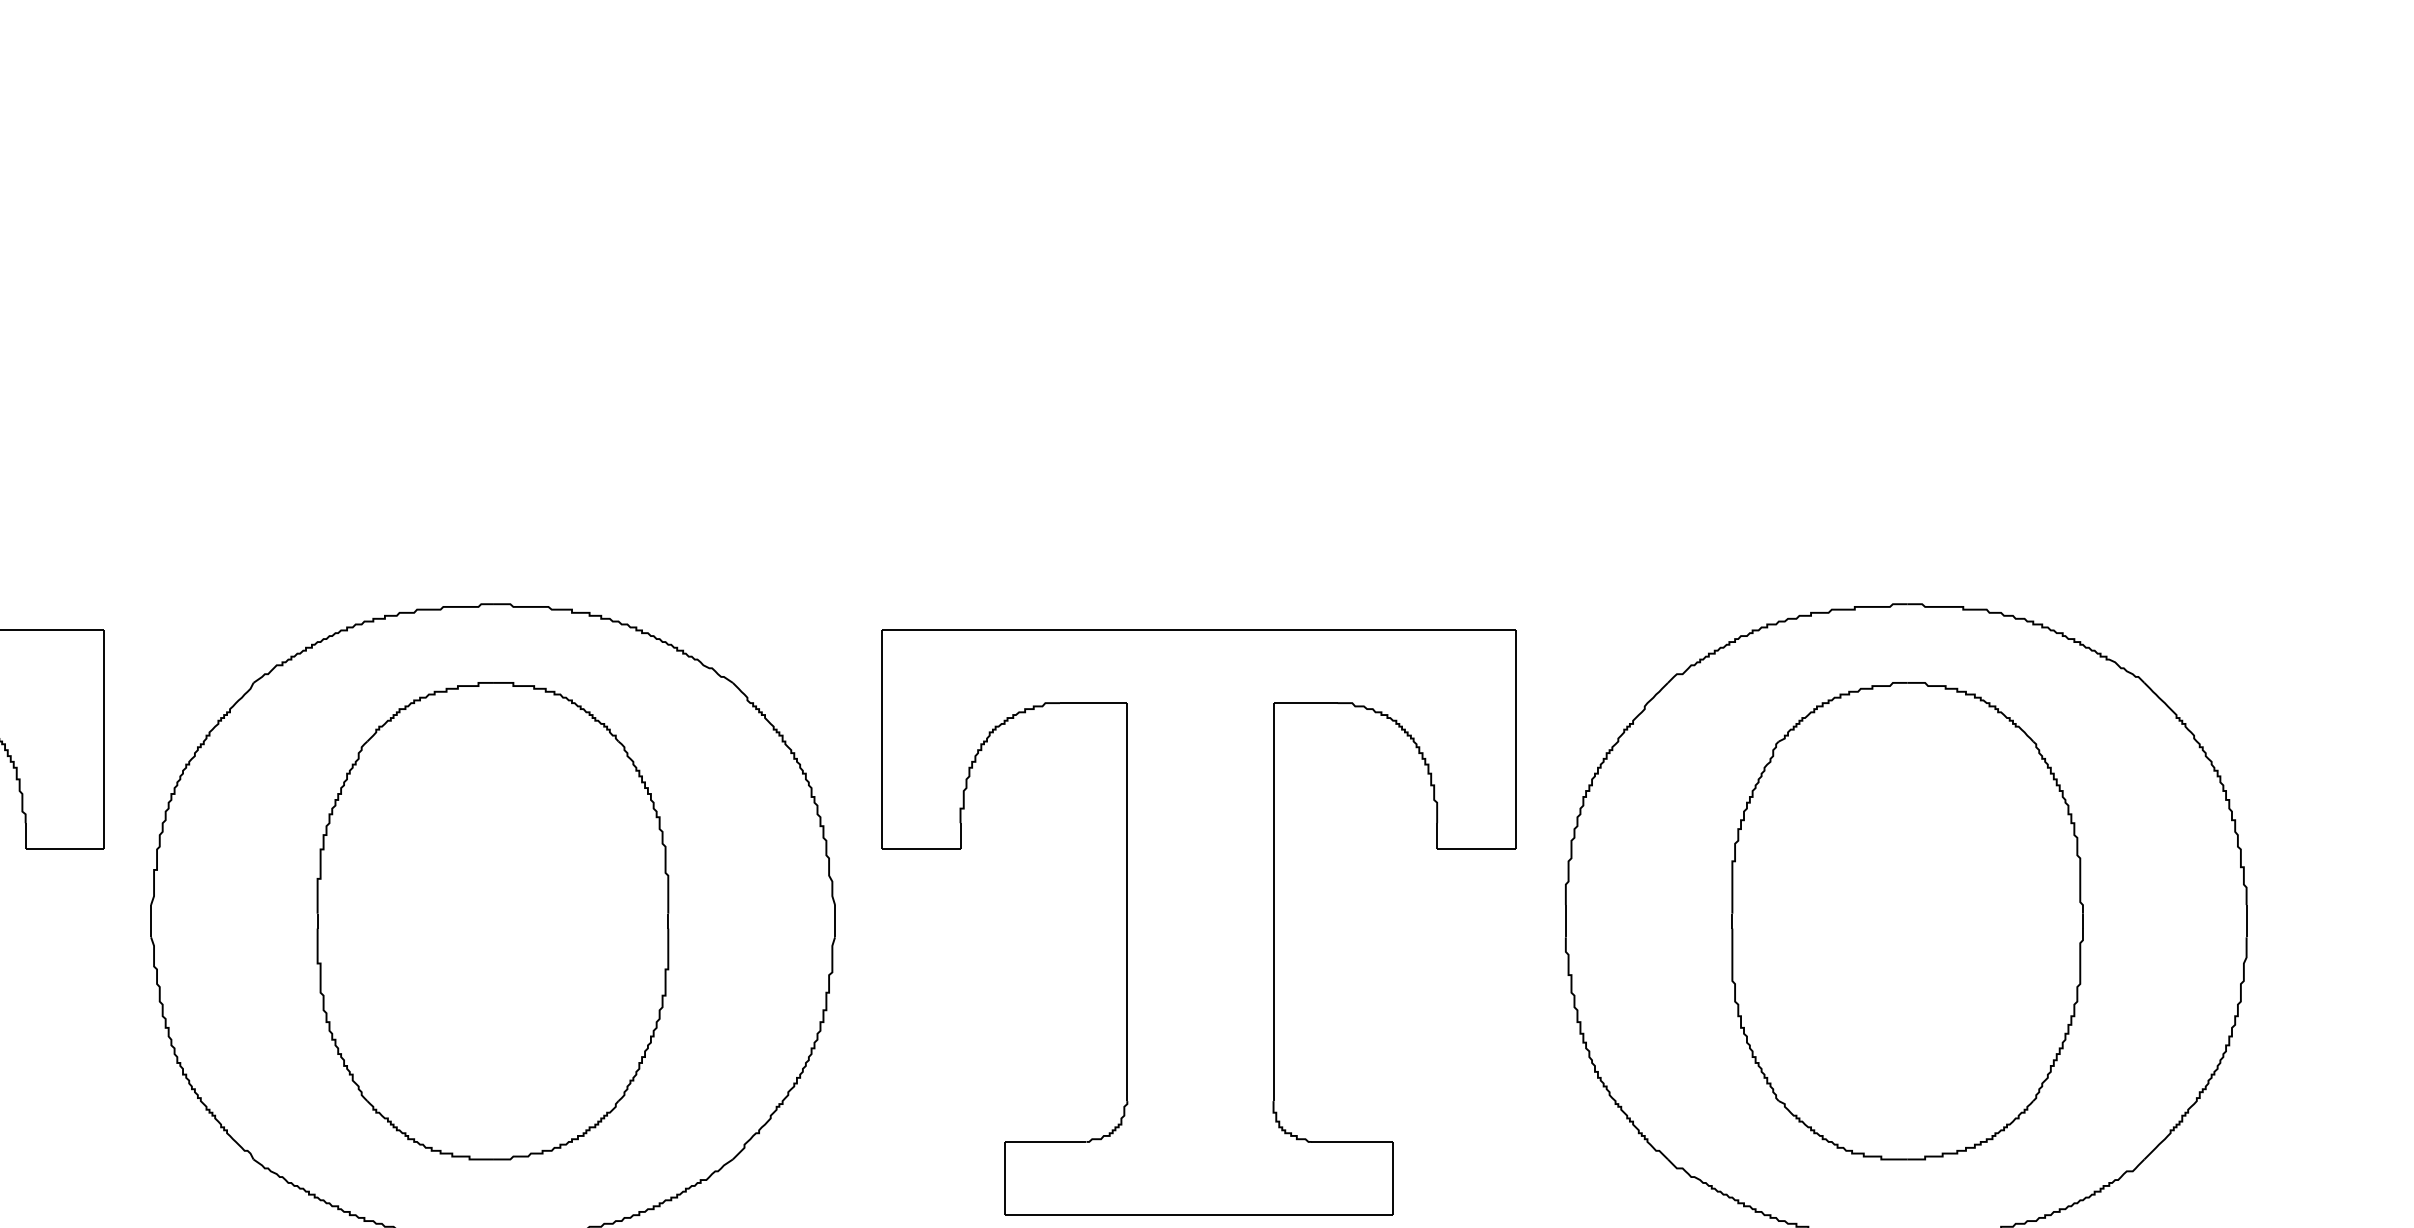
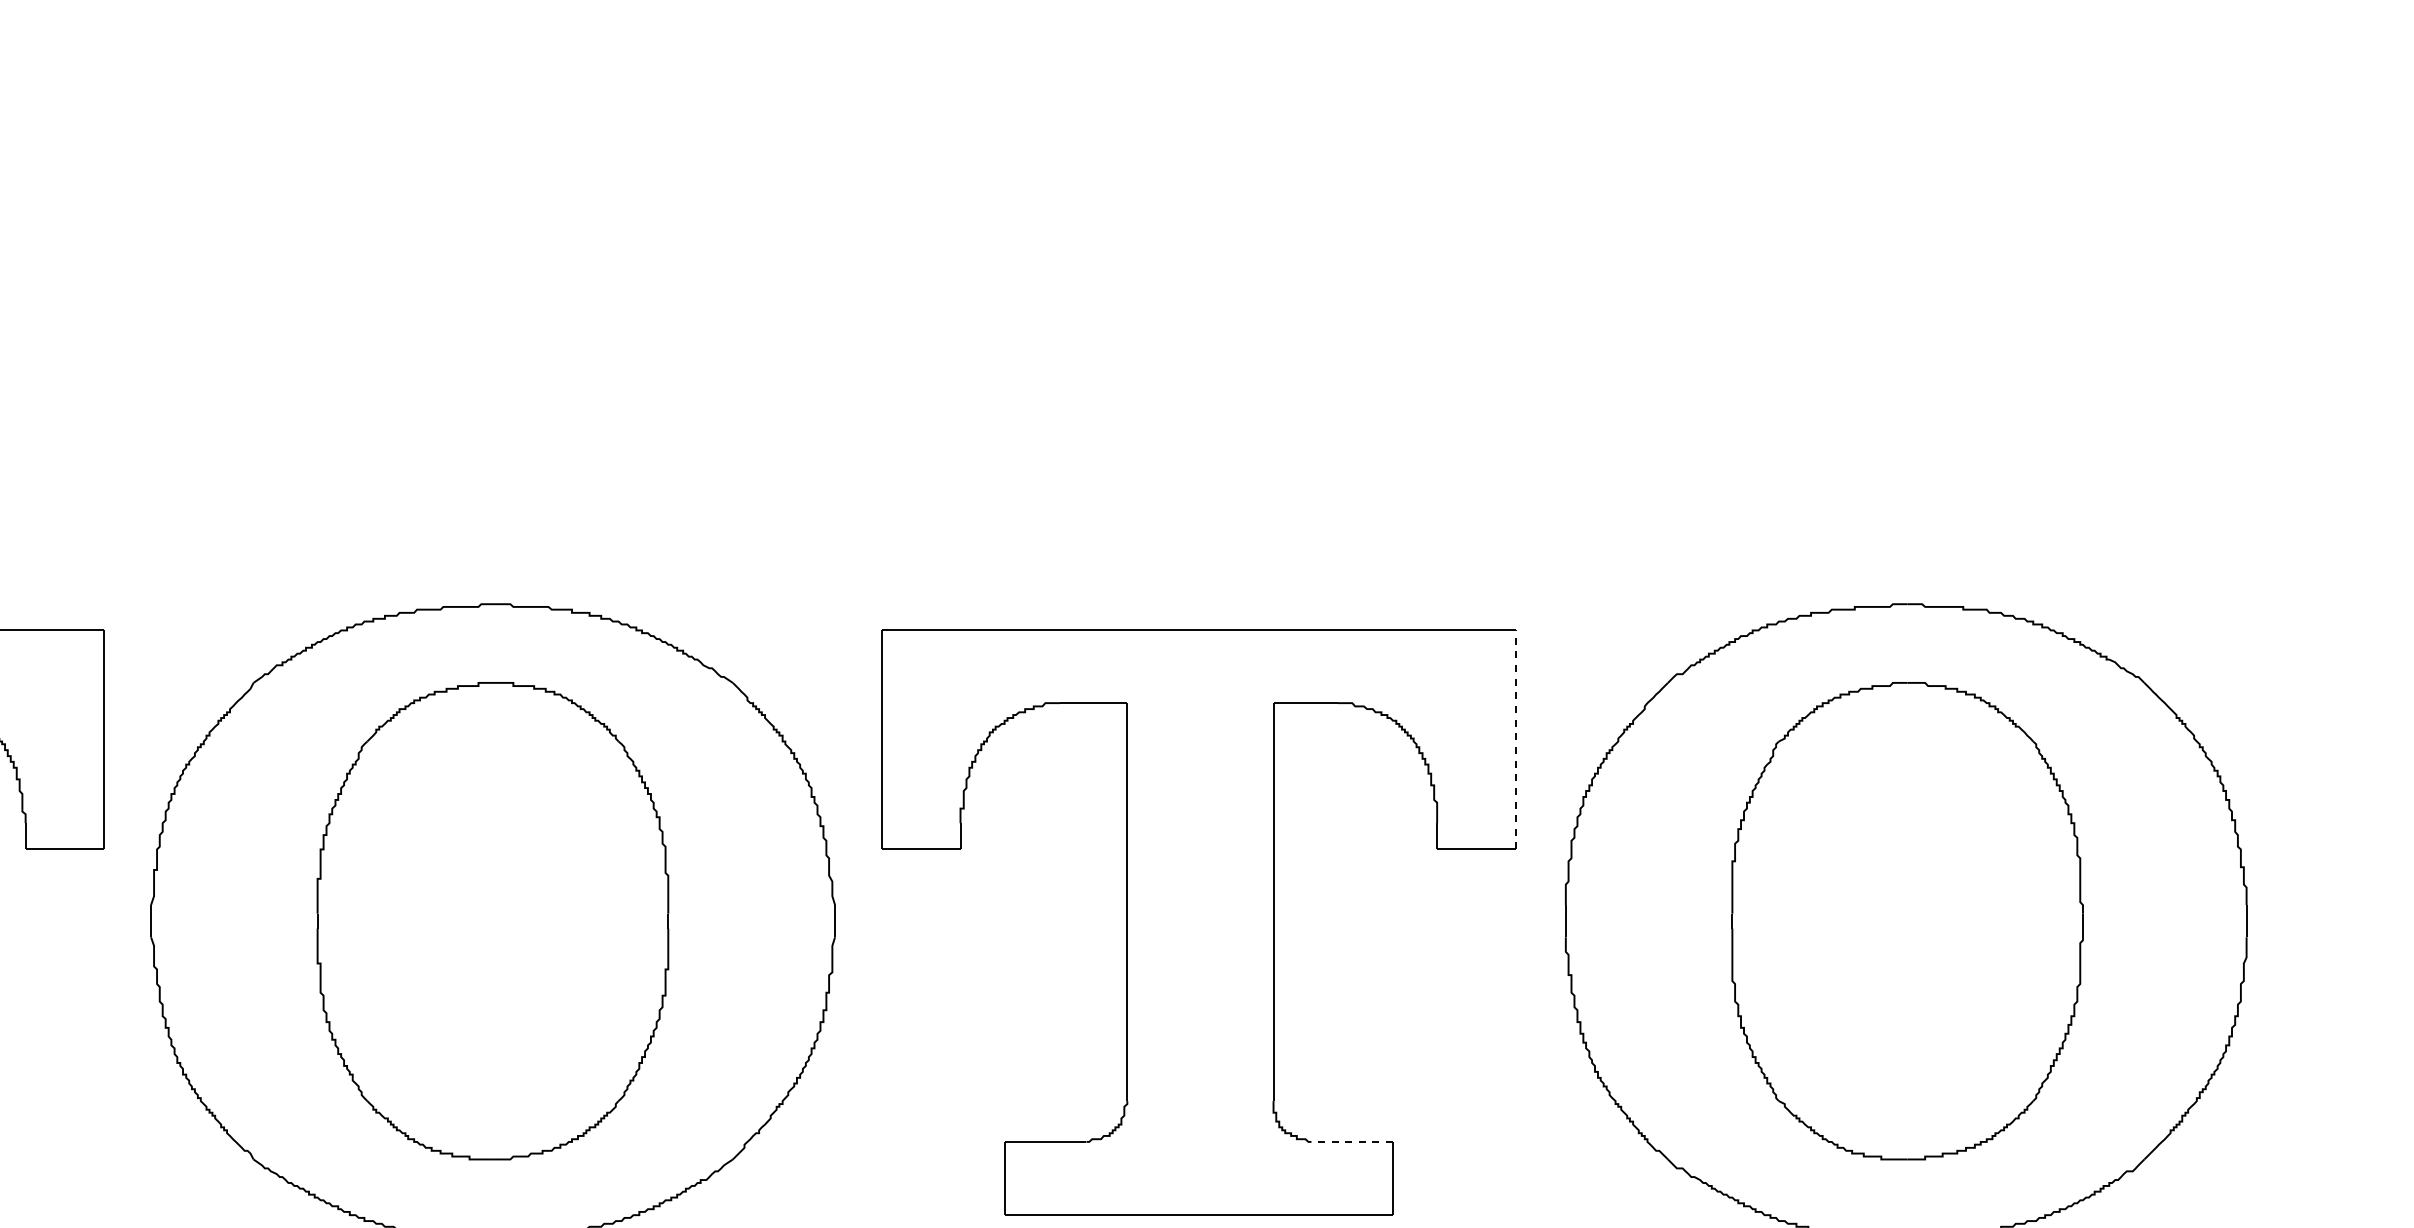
line: solid -> dashed (1516, 739)
line: solid -> dashed (1352, 1141)
